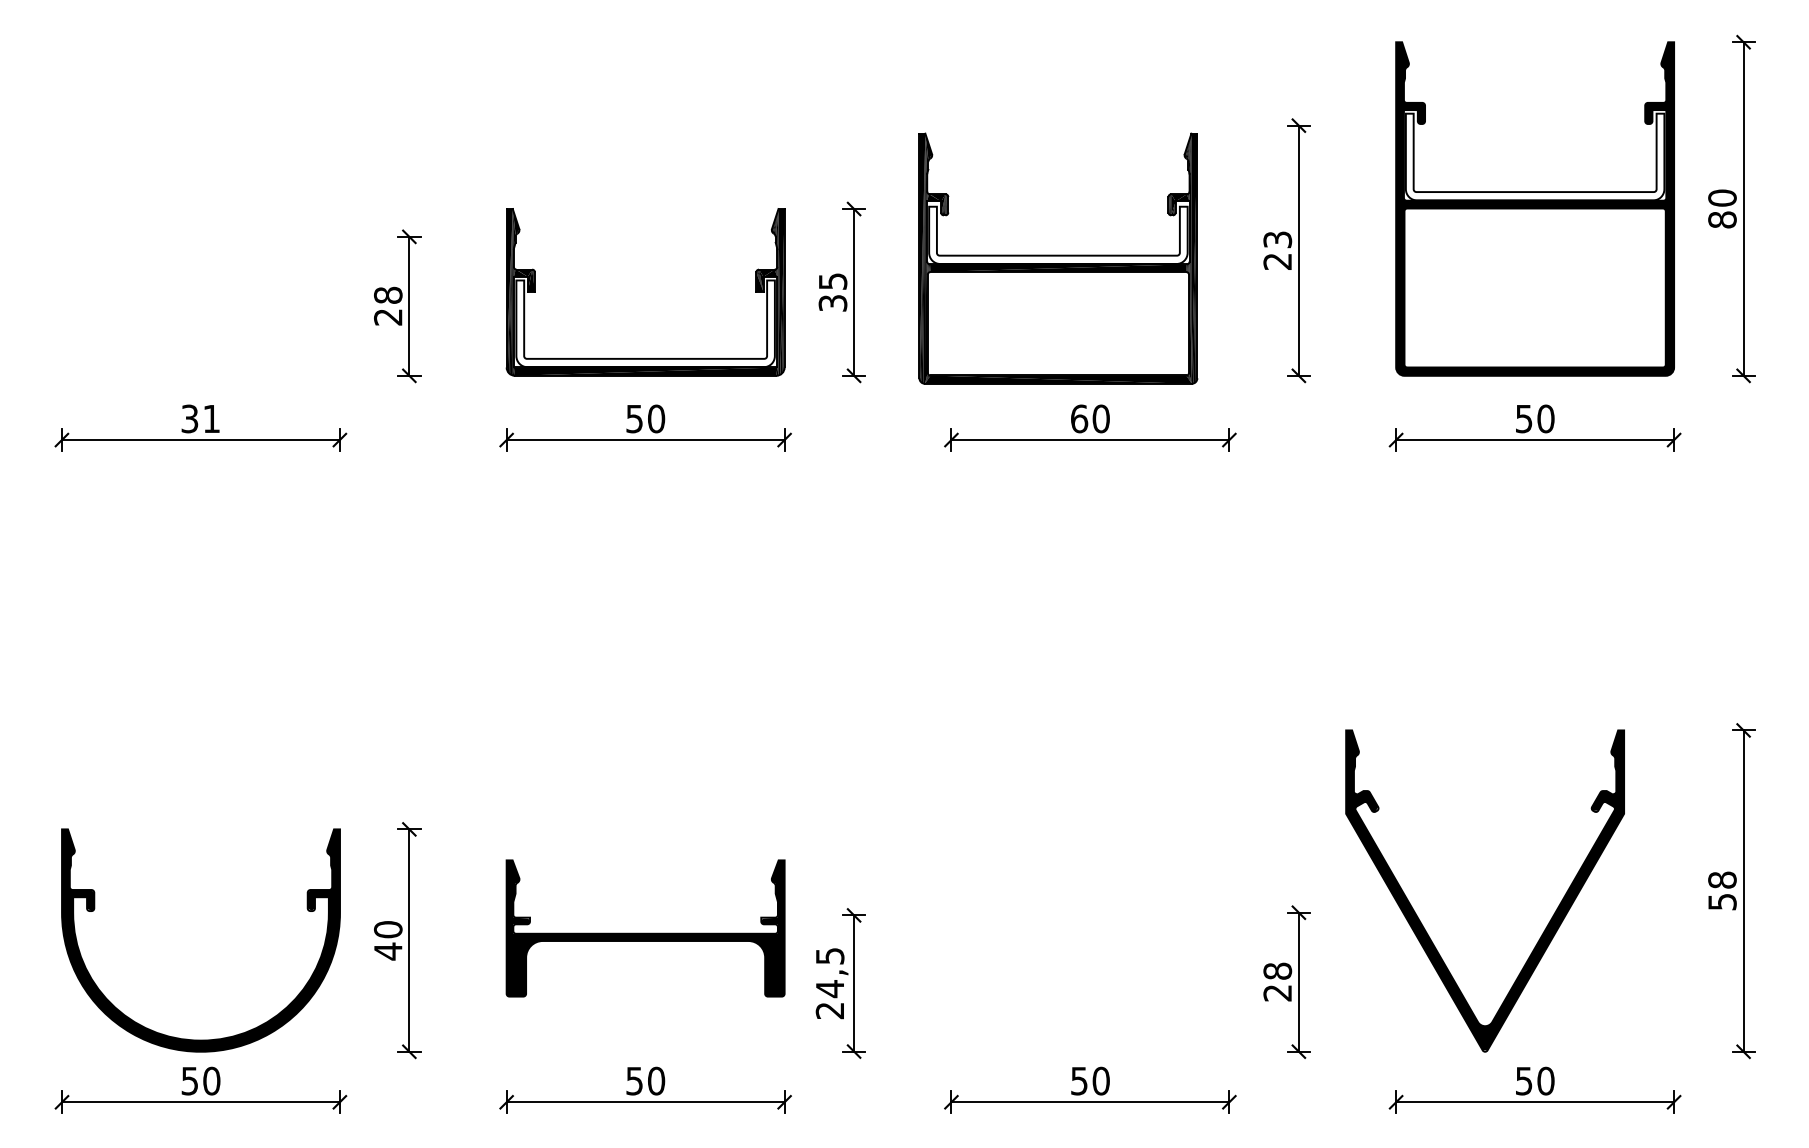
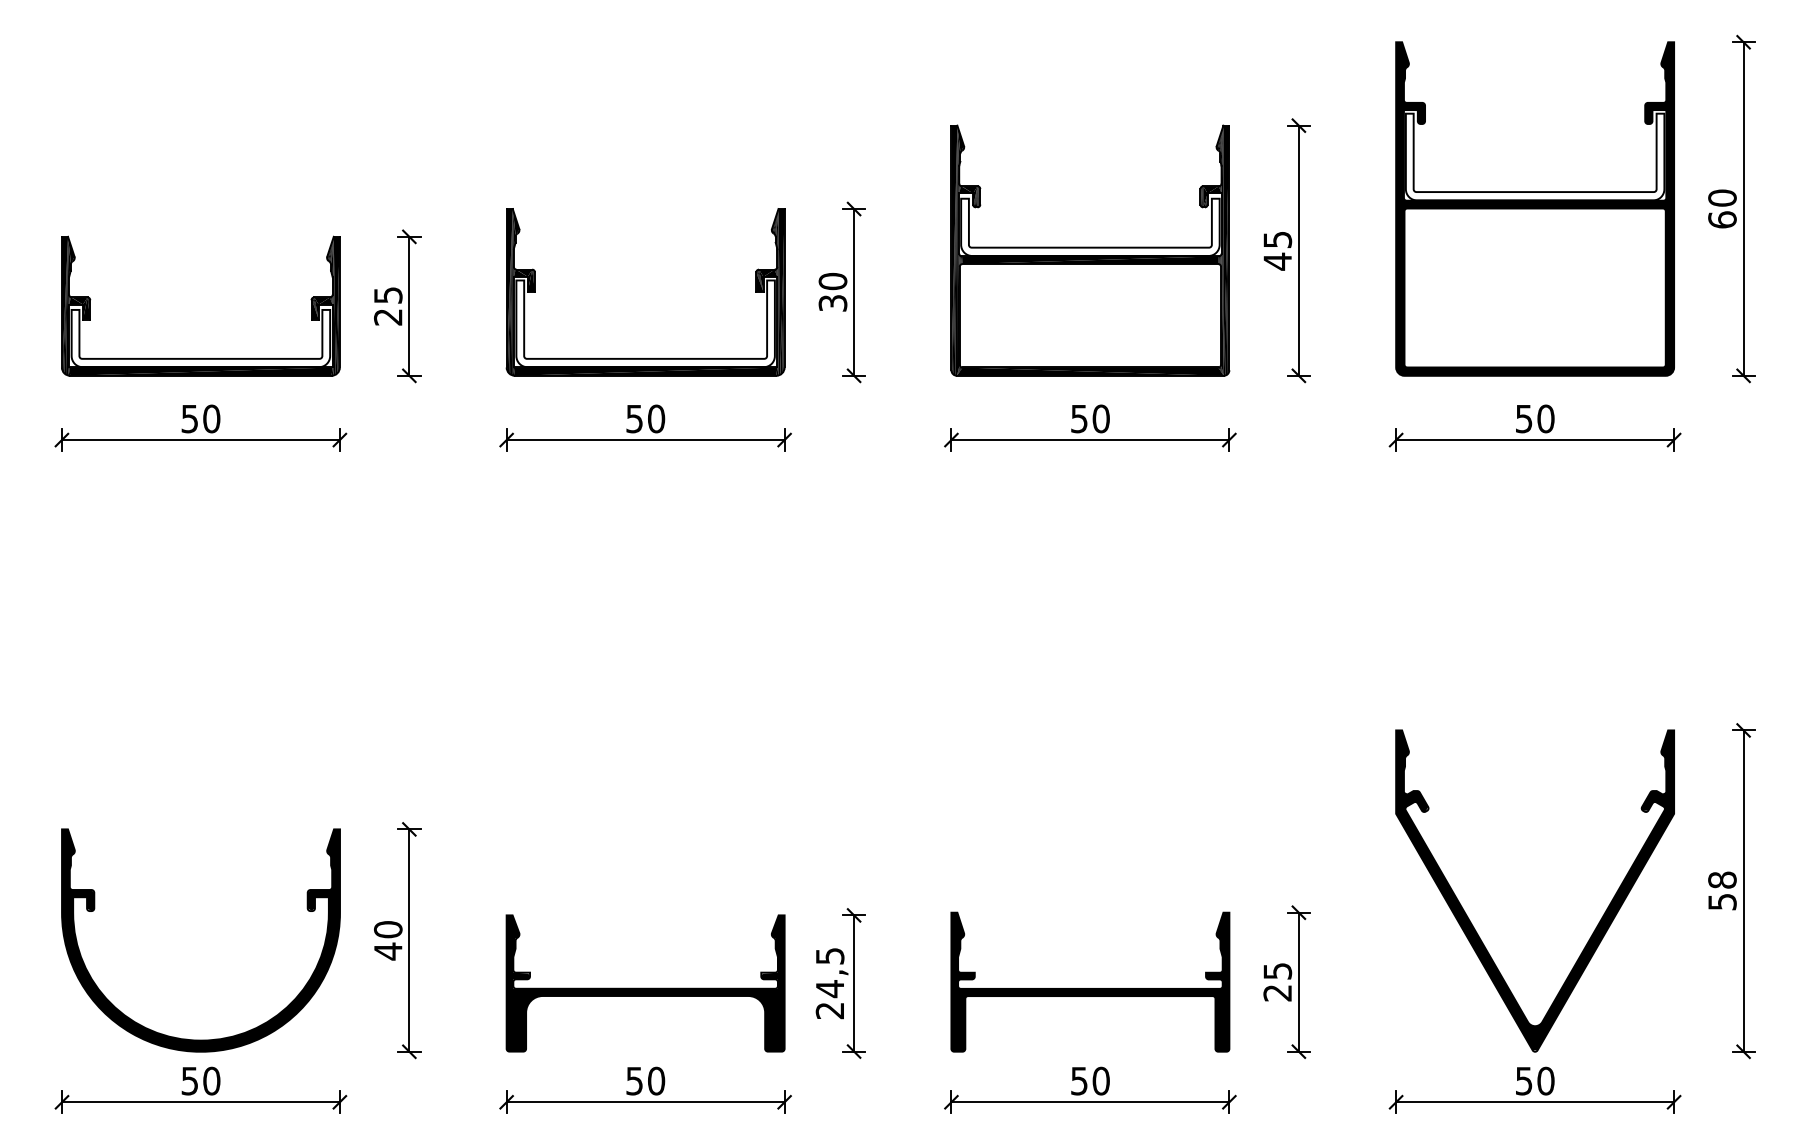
text: 80 -> 60 (1722, 219)
text: 23 -> 45 (1277, 250)
part position: (1058, 258) -> (1090, 250) (1090, 250)
text: 35 -> 30 (832, 281)
text: 28 -> 25 (388, 294)
part: none -> present (200, 358)
text: 31 -> 50 (201, 418)
text: 60 -> 50 (1079, 418)
part position: (1422, 923) -> (1472, 923) (1472, 923)
part position: (645, 928) -> (645, 983) (645, 983)
text: 28 -> 25 (1277, 970)
part: none -> present (1090, 988)
